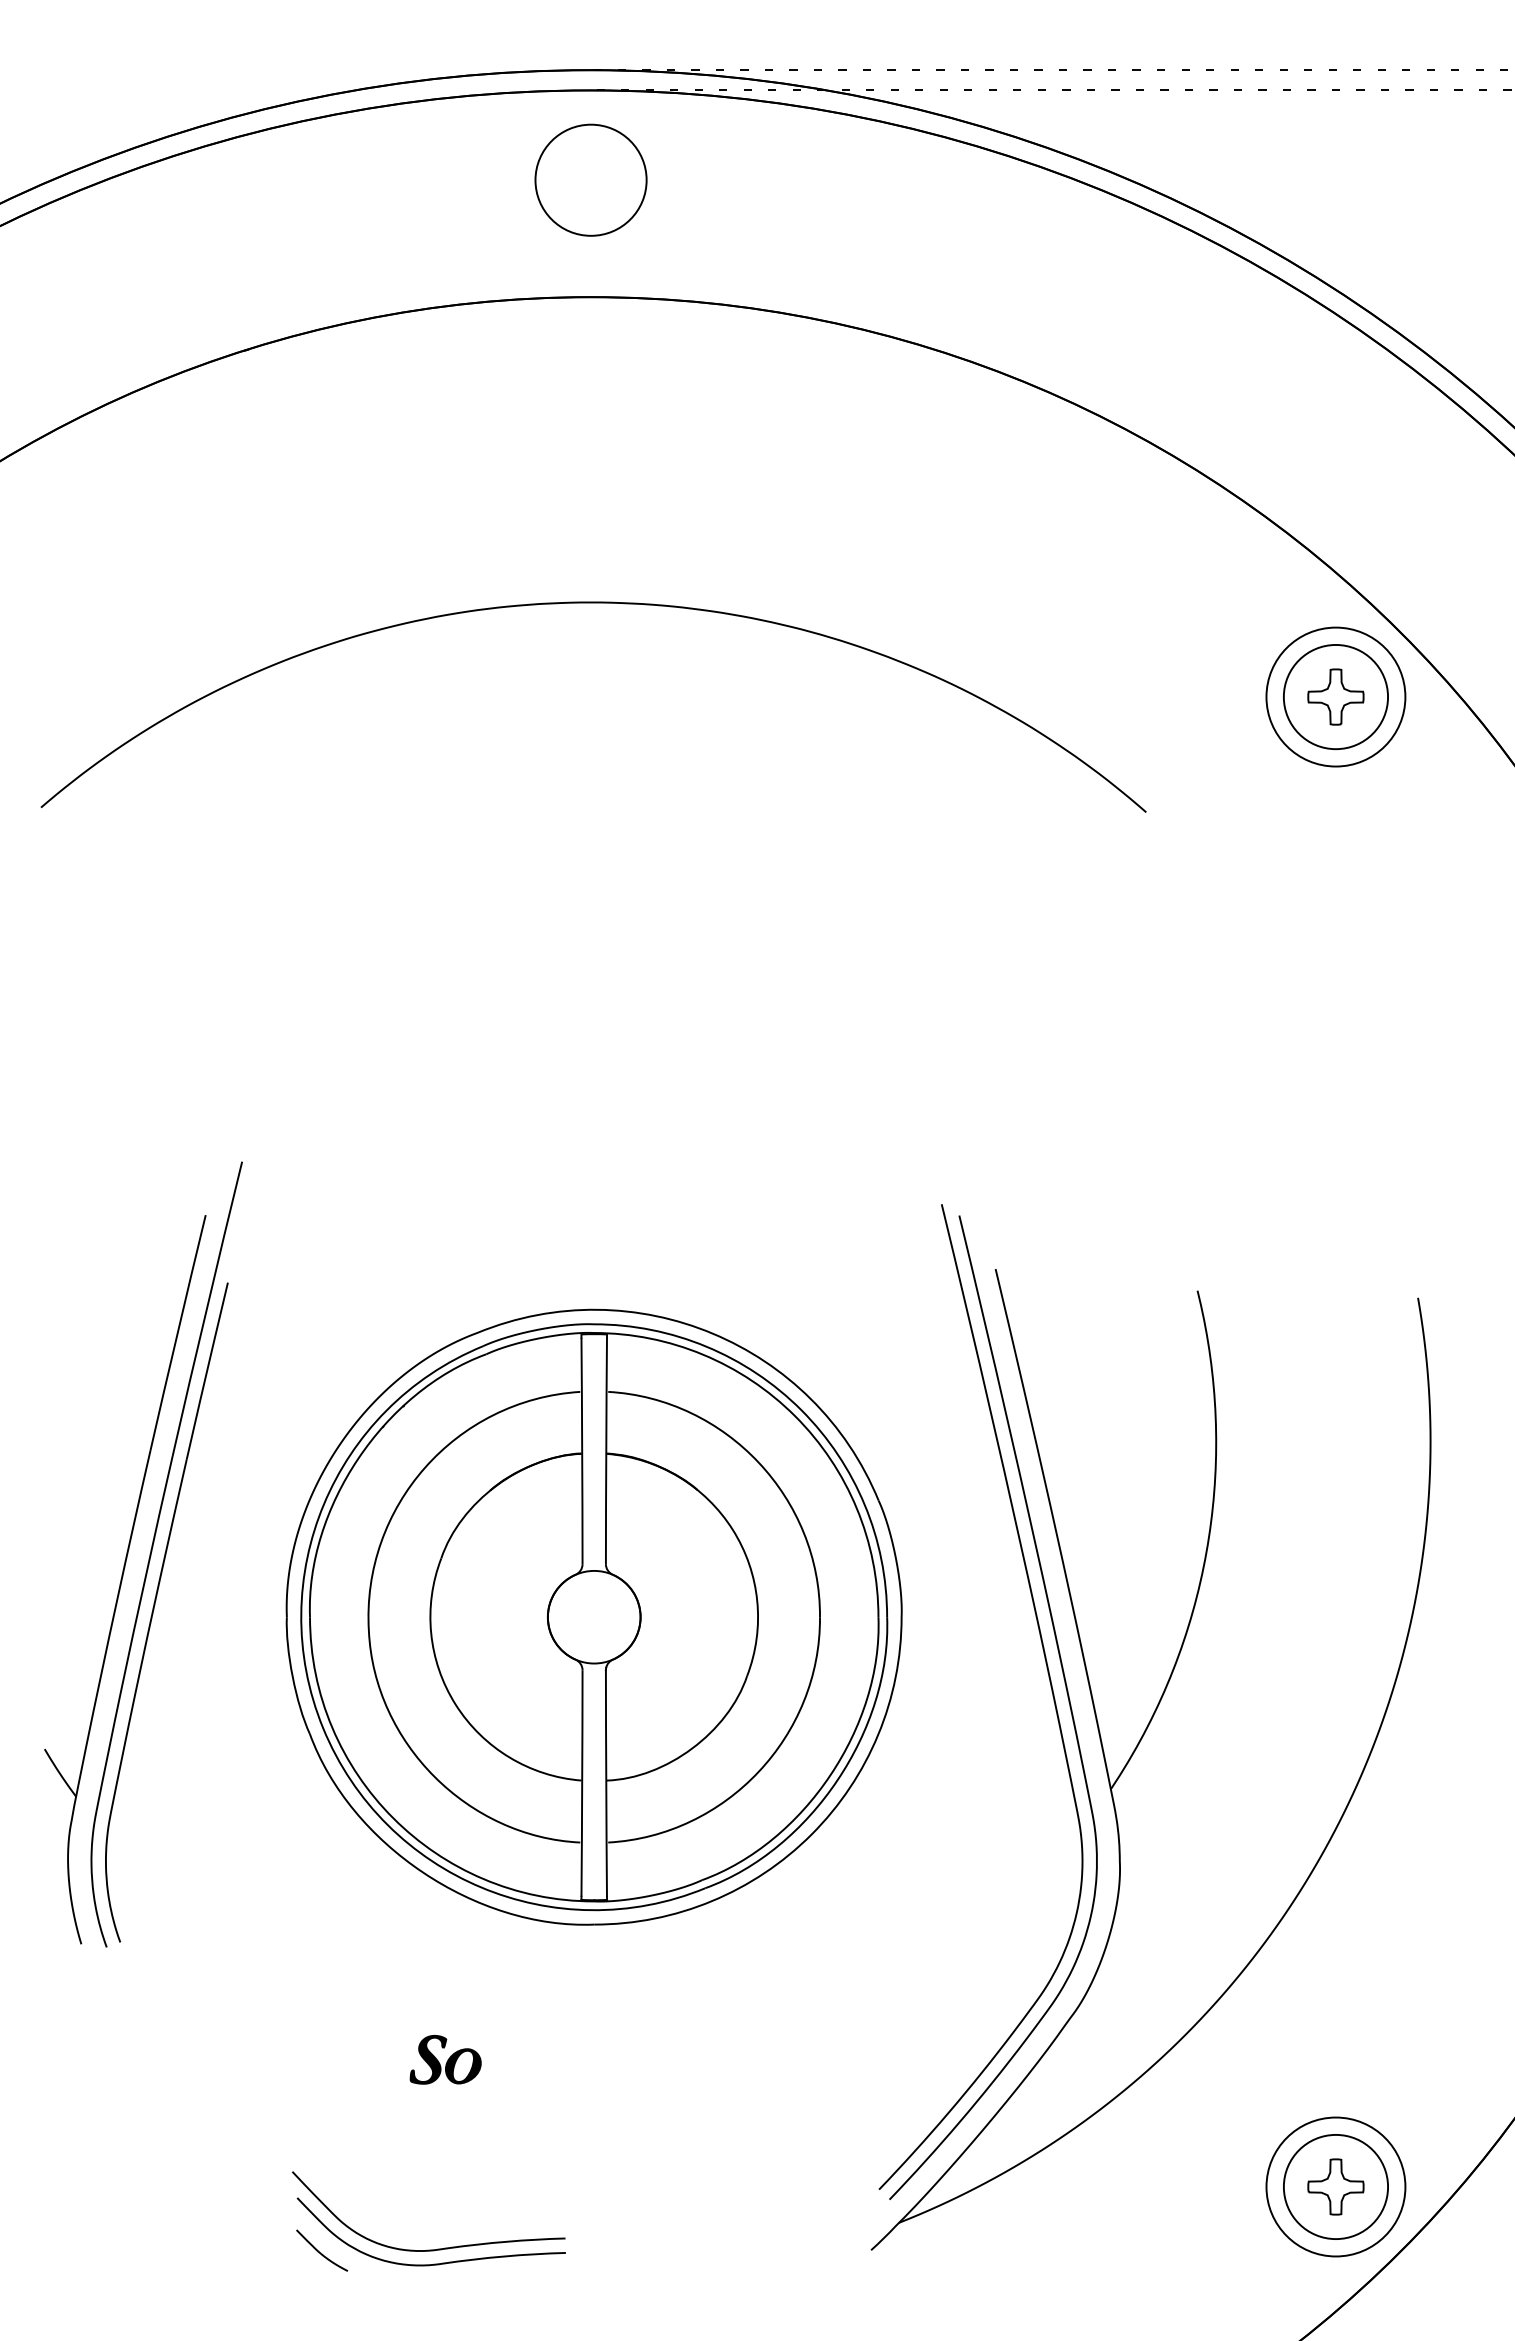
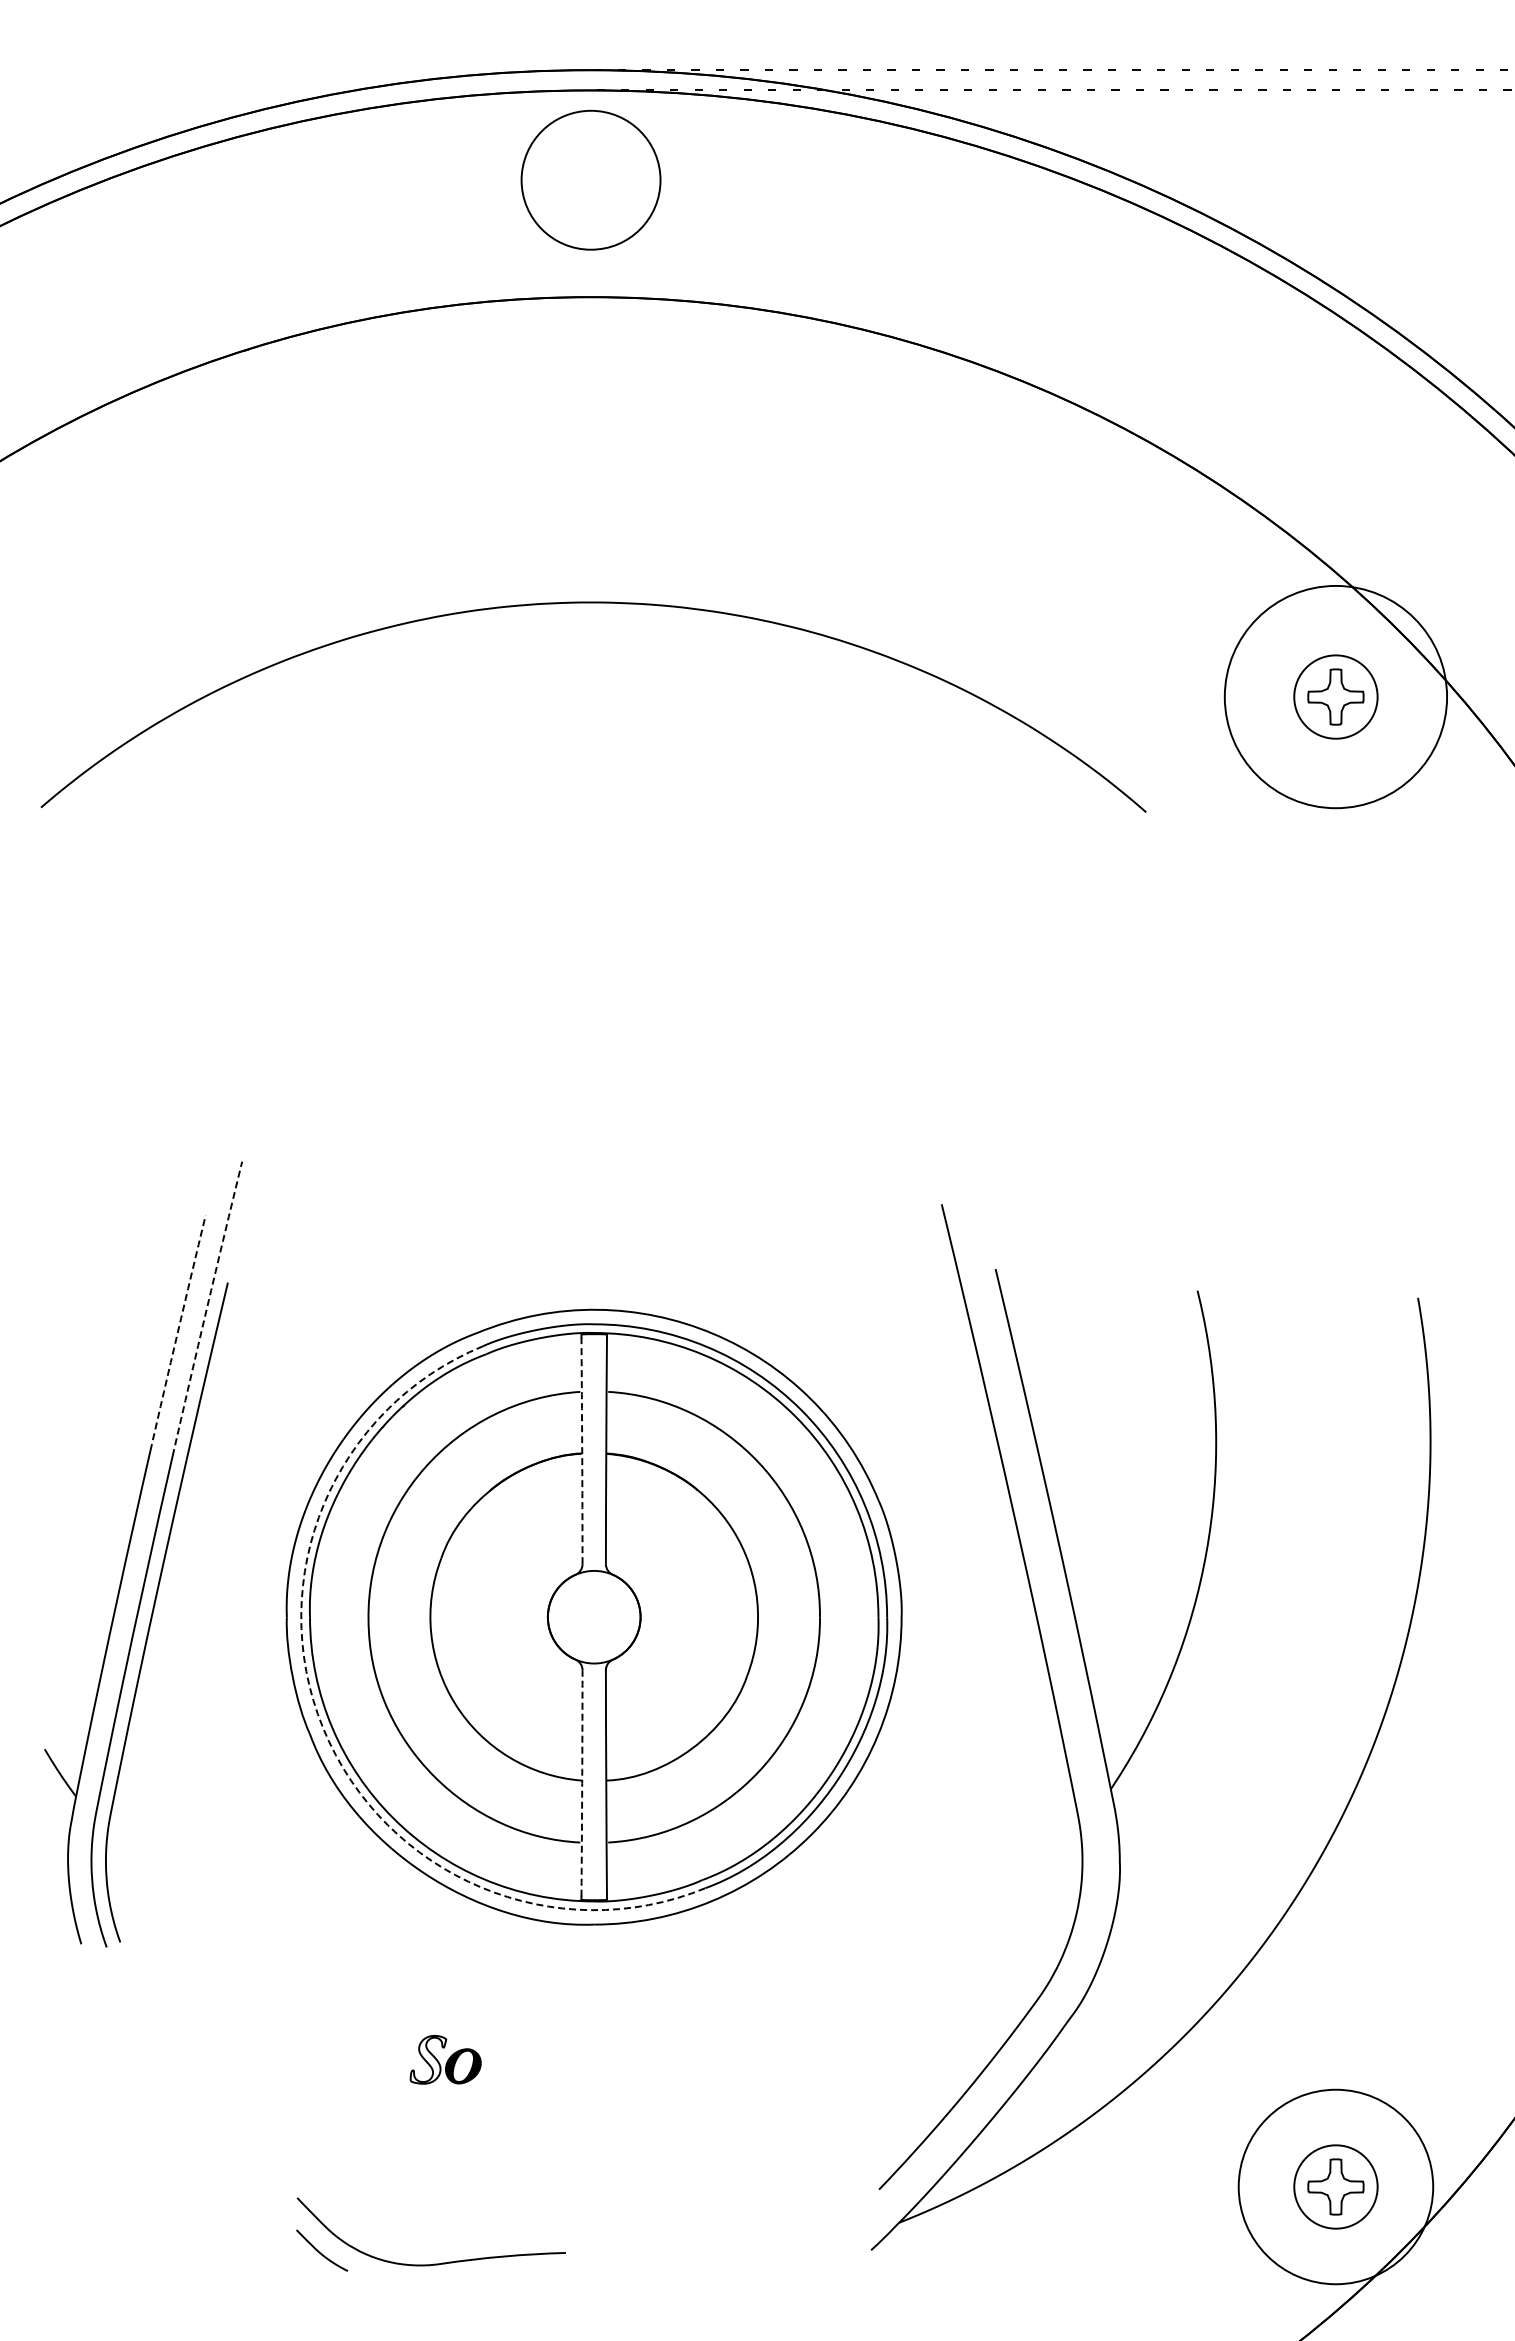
circle diameter: 111 px -> 139 px (590, 179)
circle diameter: 104 px -> 83 px (1335, 696)
circle diameter: 139 px -> 222 px (1335, 696)
line: solid -> dashed (206, 1308)
line: solid -> dashed (177, 1332)
arc: solid -> dashed (582, 1450)
curve: present -> none (1065, 1688)
arc: solid -> dashed (323, 1728)
arc: solid -> dashed (582, 1783)
fill: present -> none (428, 2059)
circle diameter: 104 px -> 83 px (1335, 2186)
circle diameter: 139 px -> 194 px (1335, 2186)
curve: present -> none (428, 2249)
